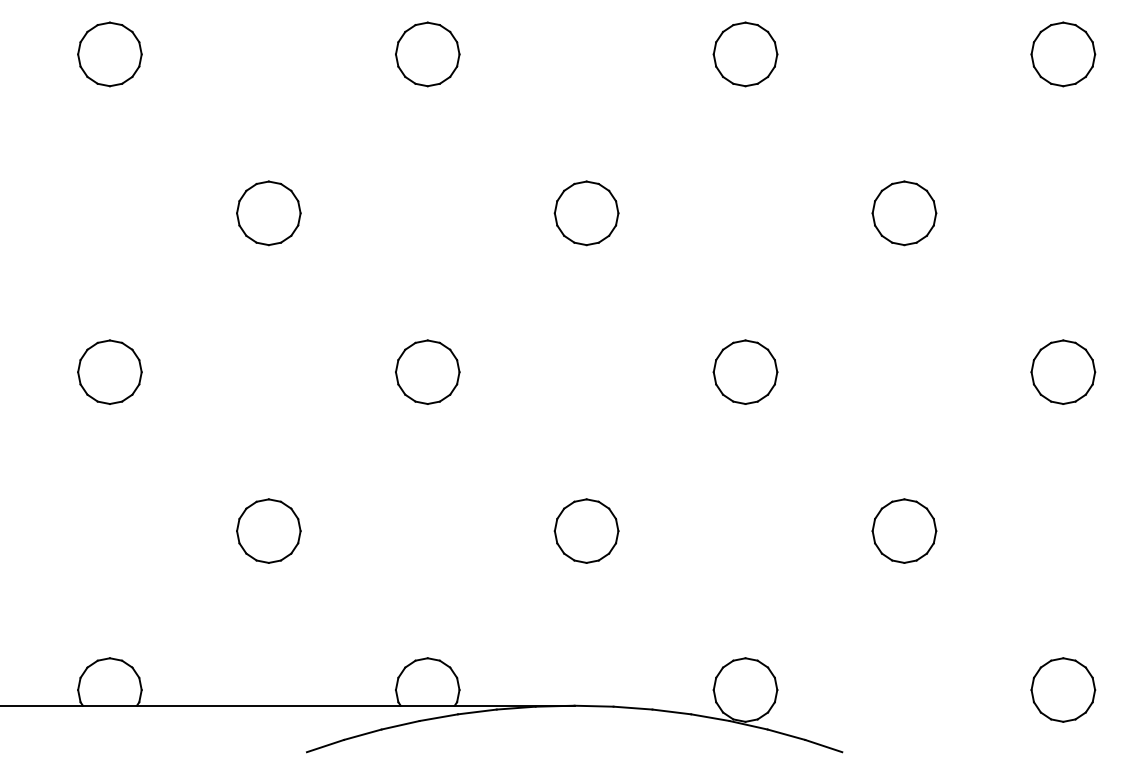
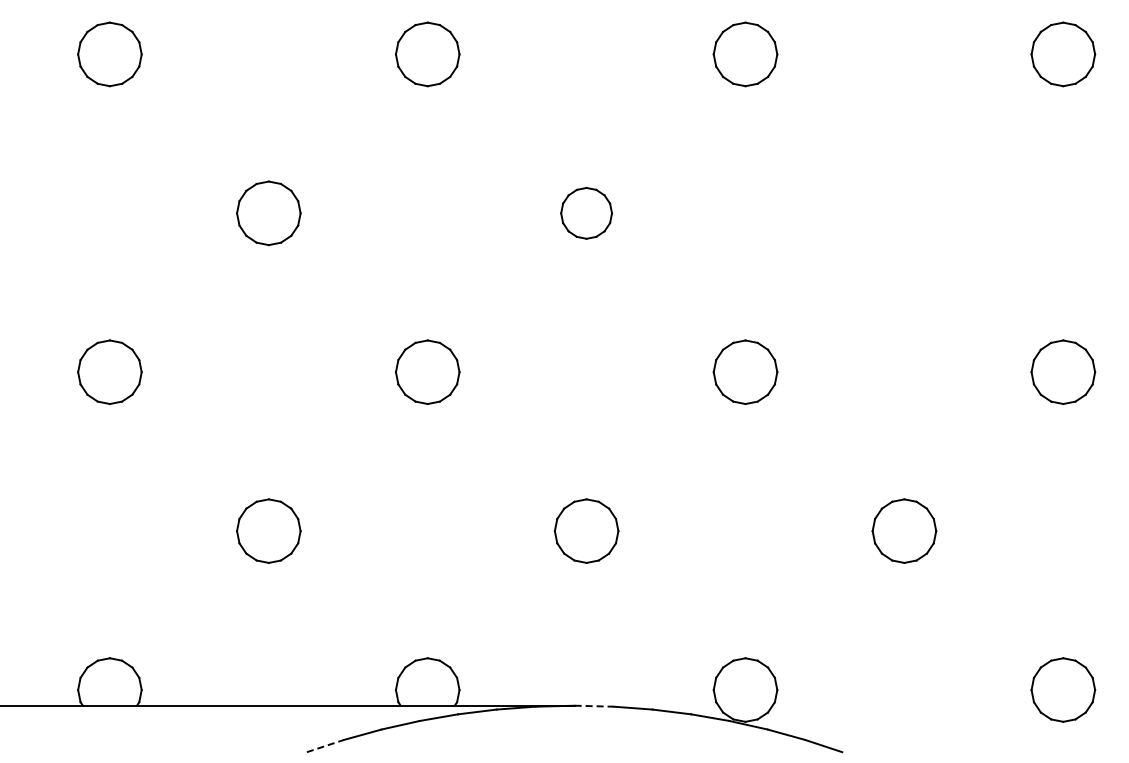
part size: 67x67 px -> 53x53 px (586, 213)
part: present -> none (904, 213)
line: solid -> dashed (594, 706)
line: solid -> dashed (325, 745)
